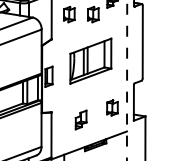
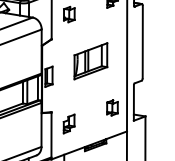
part: present -> none (93, 14)
part size: 44x48 px -> 36x39 px (90, 61)
line: dashed -> solid (127, 80)
part position: (80, 119) -> (68, 123) (68, 123)
